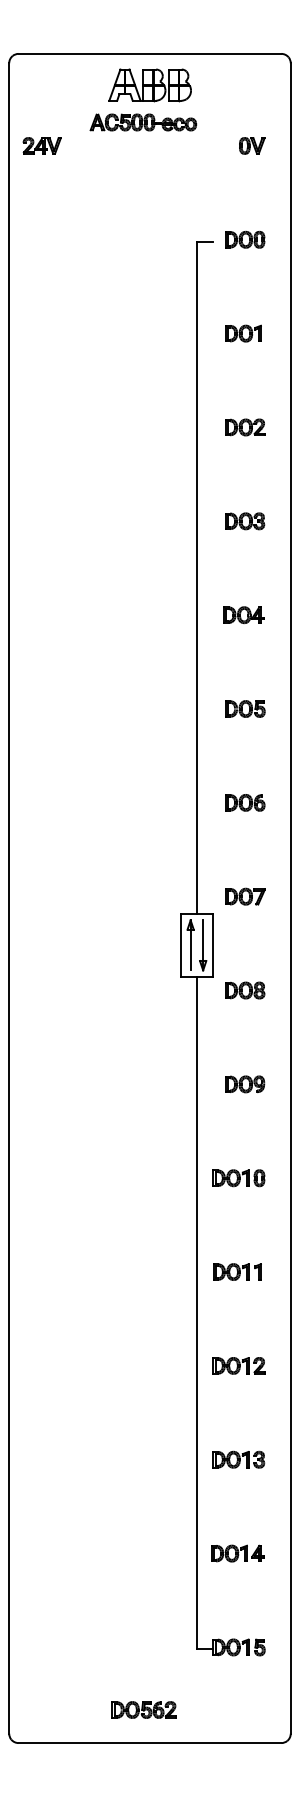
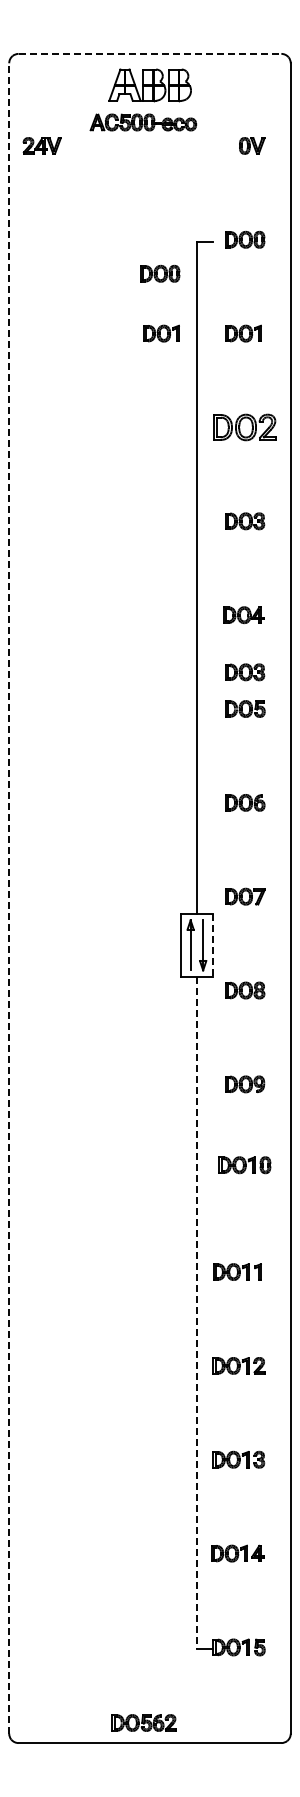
line: solid -> dashed (150, 53)
part: none -> present (160, 273)
part: none -> present (161, 333)
part size: 41x19 px -> 64x29 px (244, 427)
part: none -> present (245, 672)
line: solid -> dashed (9, 897)
line: solid -> dashed (212, 945)
part position: (238, 1178) -> (244, 1165) (244, 1165)
line: solid -> dashed (196, 1313)
part position: (143, 1709) -> (143, 1722) (143, 1722)
